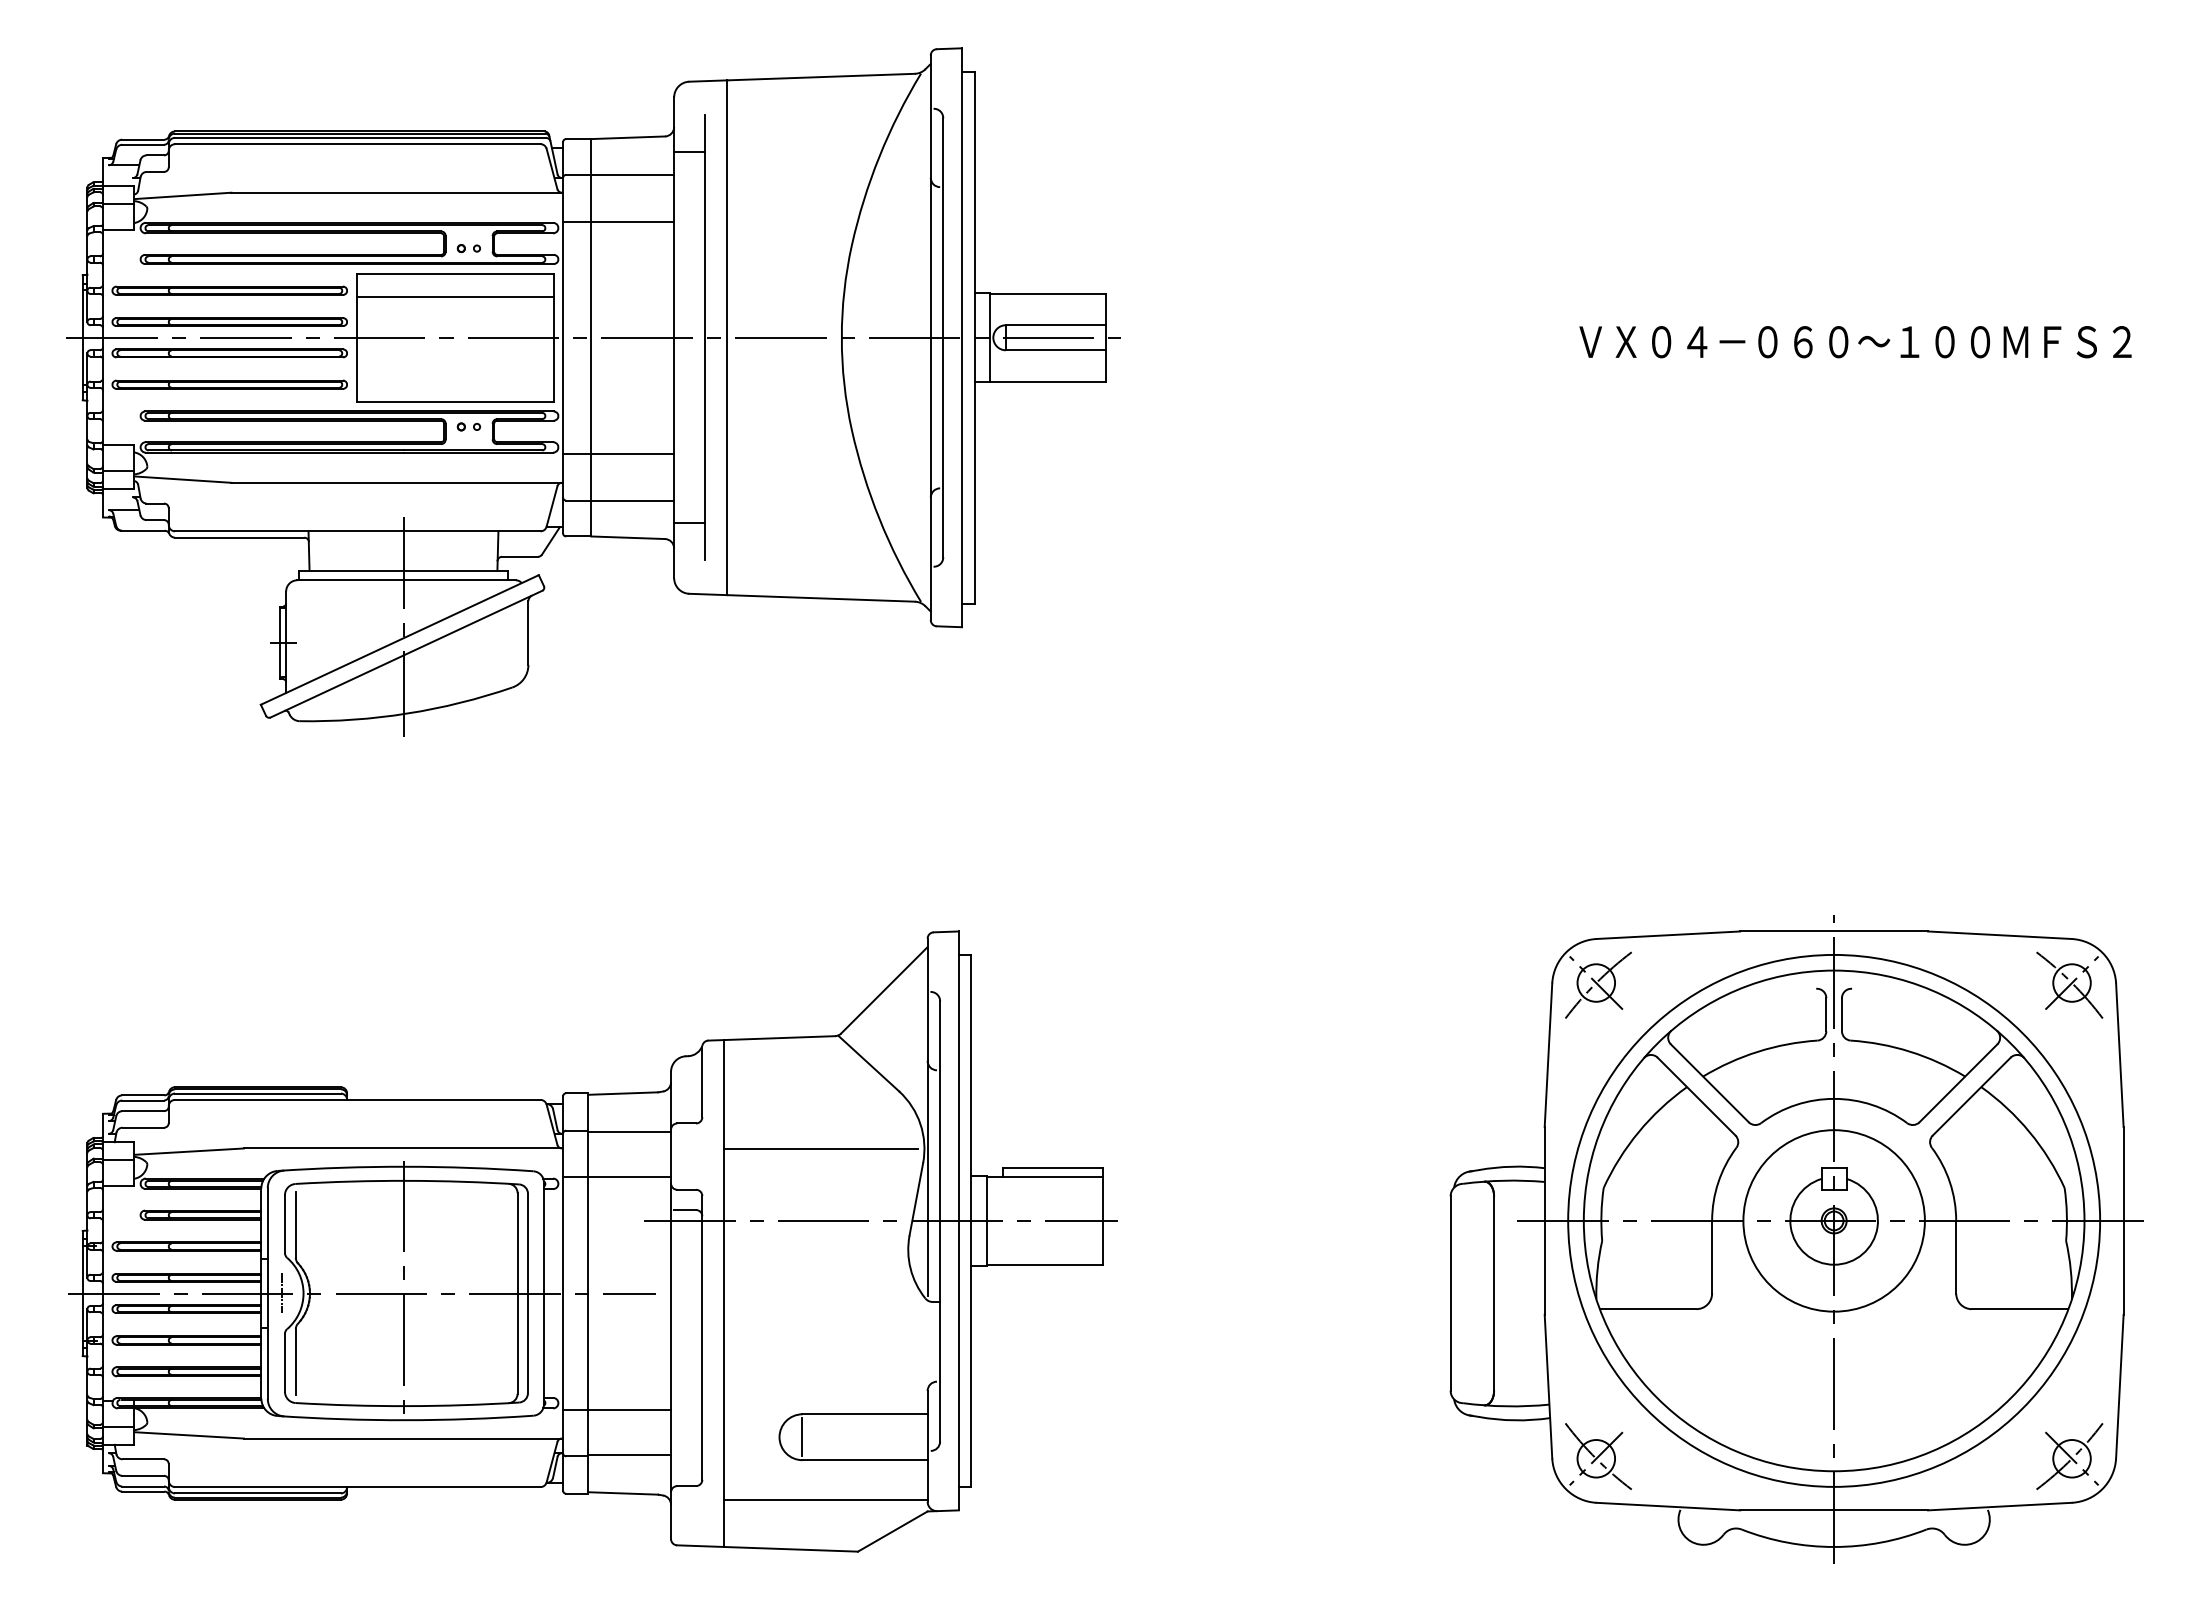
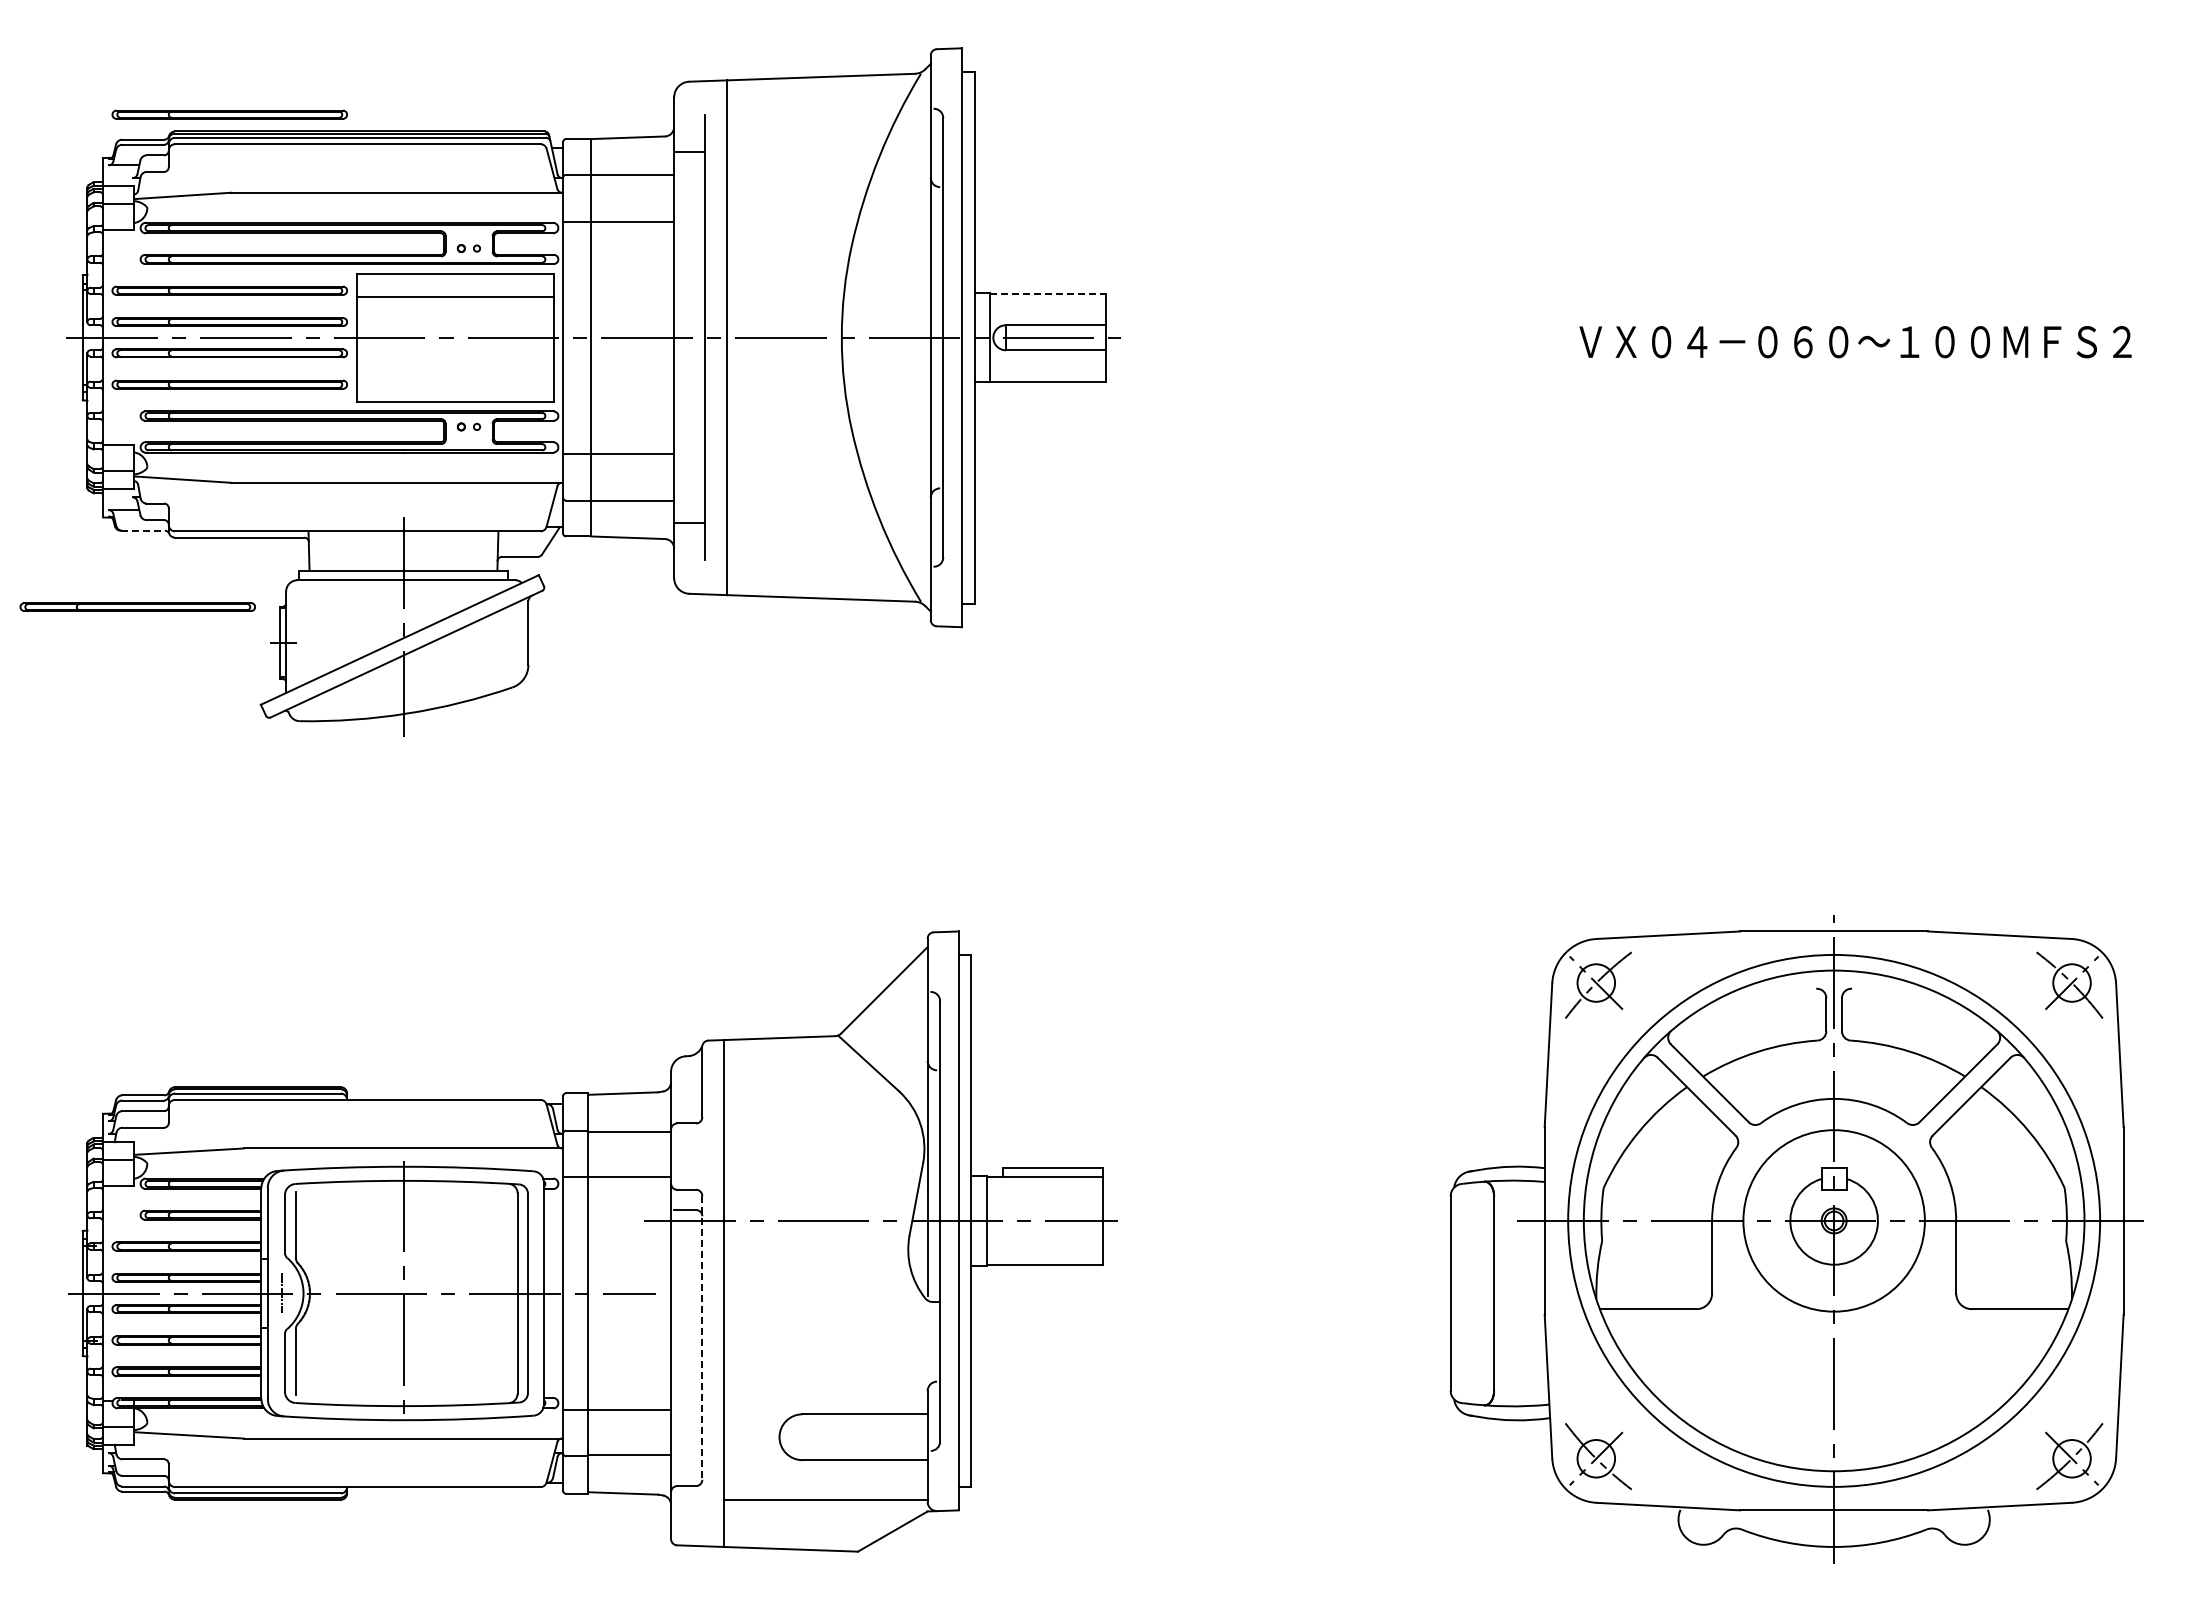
part: none -> present (229, 114)
line: solid -> dashed (1048, 293)
line: solid -> dashed (142, 530)
part: none -> present (137, 606)
line: present -> none (821, 1148)
line: solid -> dashed (702, 1337)
line: present -> none (802, 1436)
